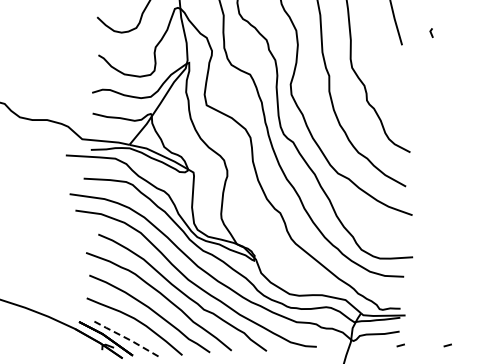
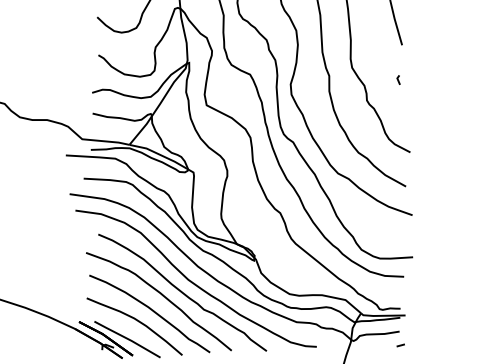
line position: (431, 32) -> (398, 79) (398, 79)
line: dashed -> solid (128, 339)
line: present -> none (447, 345)
